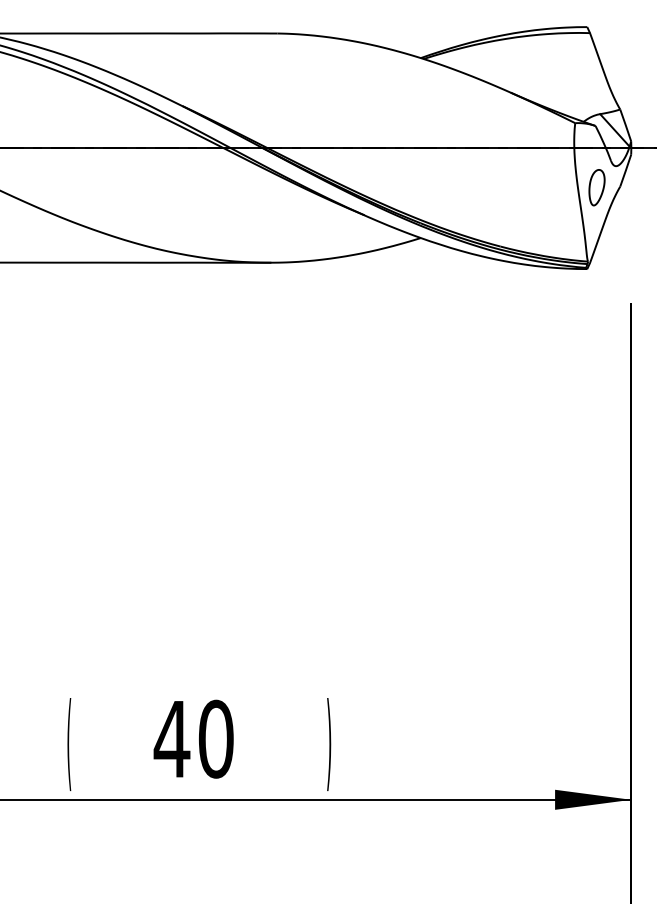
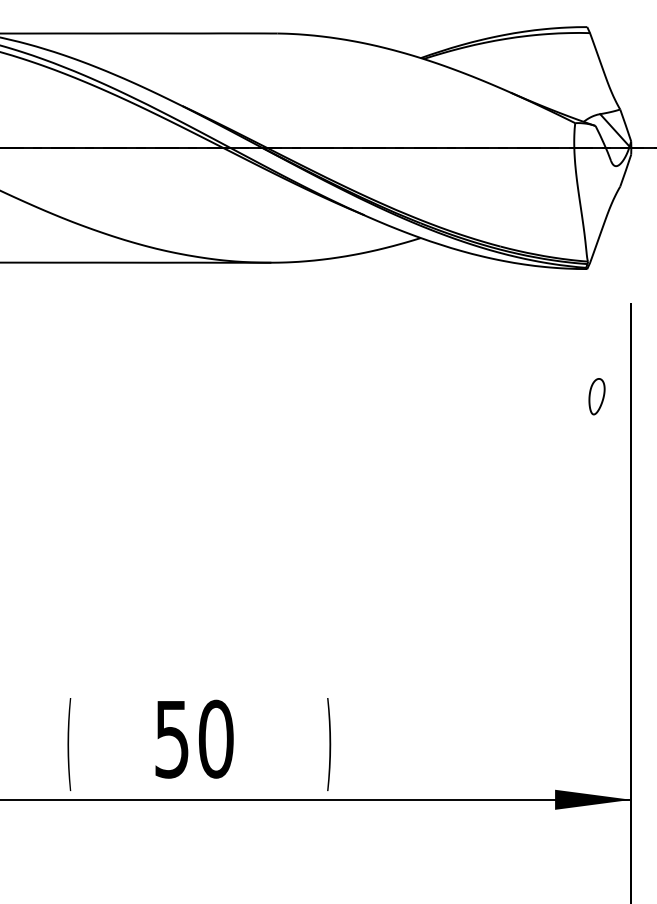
part position: (596, 187) -> (596, 396) (596, 396)
text: 40 -> 50 (171, 739)
